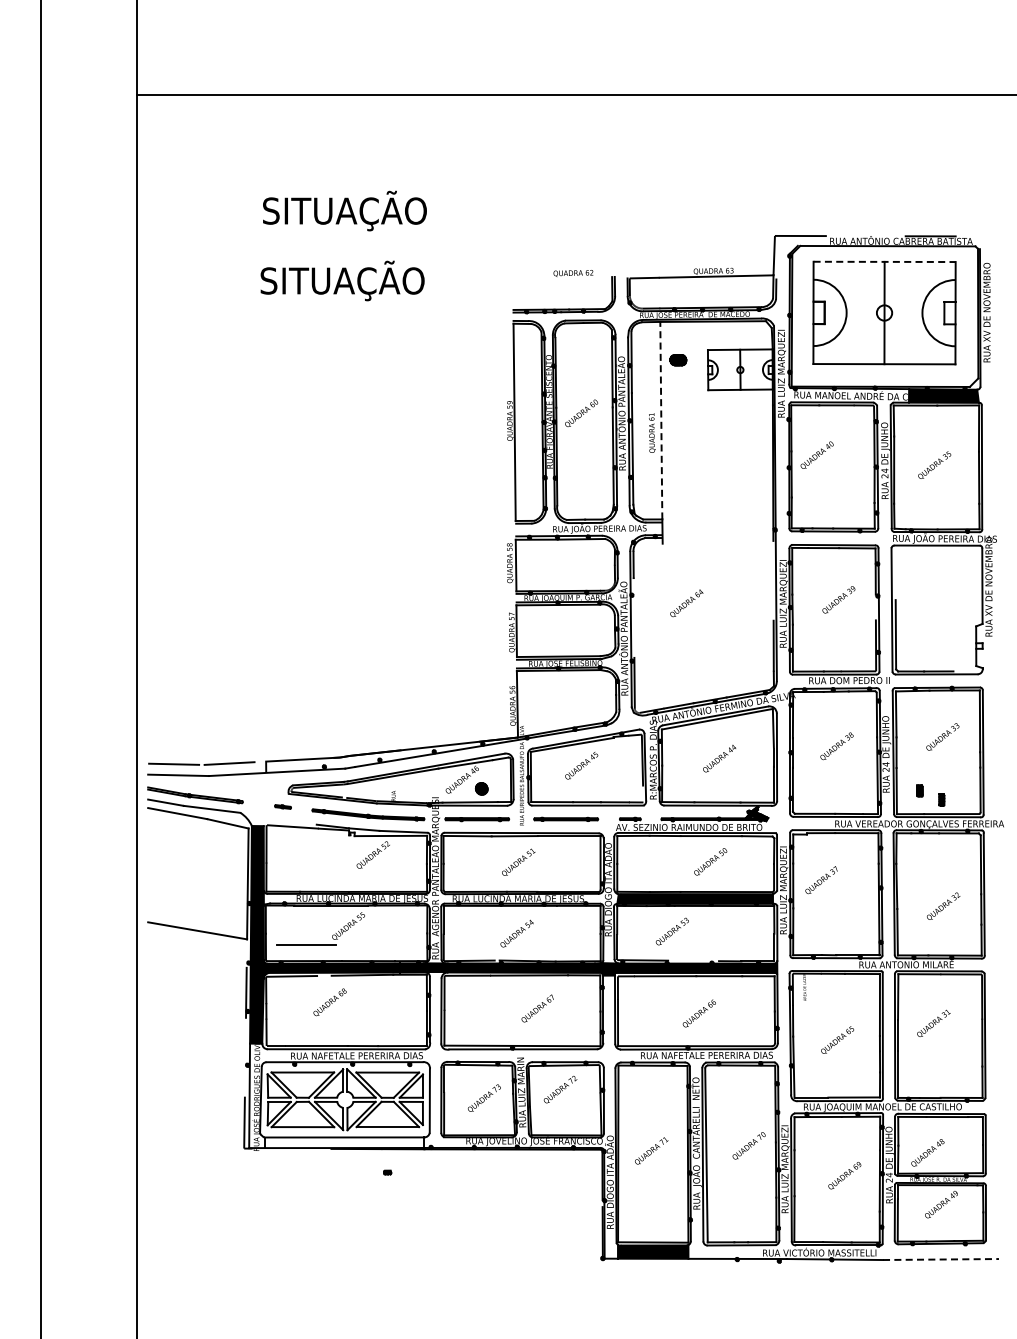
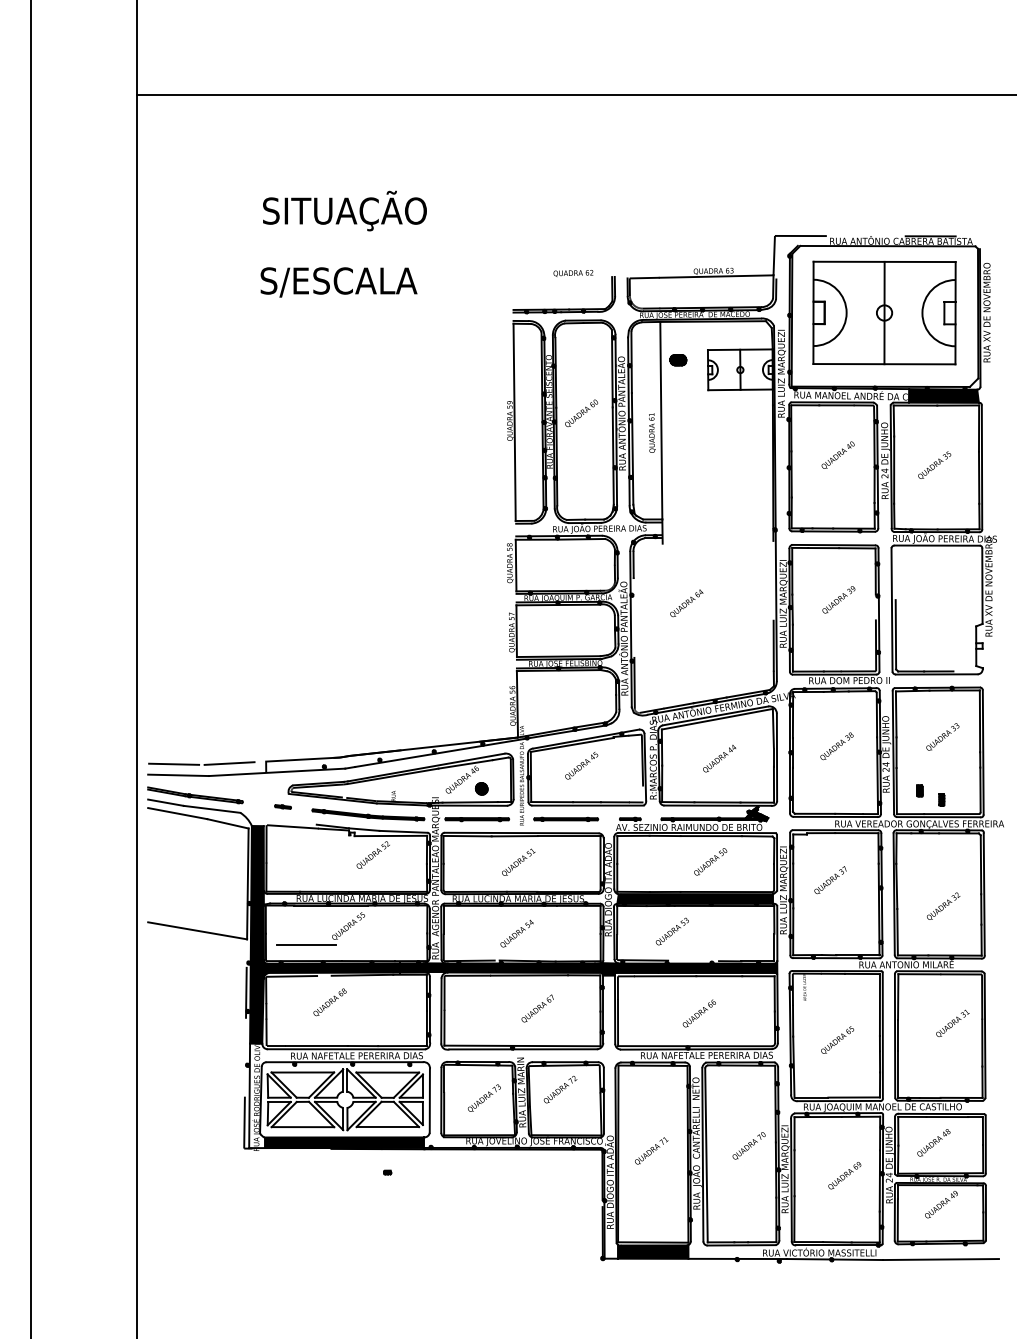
line: dashed -> solid (885, 261)
text: SITUAÇÃO -> S/ESCALA (351, 280)
line: dashed -> solid (661, 420)
text position: (816, 454) -> (837, 454) (837, 454)
line position: (40, 668) -> (30, 668) (30, 668)
text position: (821, 880) -> (830, 880) (830, 880)
text position: (933, 1022) -> (952, 1022) (952, 1022)
fill: none -> present (344, 1142)
text position: (927, 1152) -> (933, 1142) (933, 1142)
line: dashed -> solid (941, 1259)
